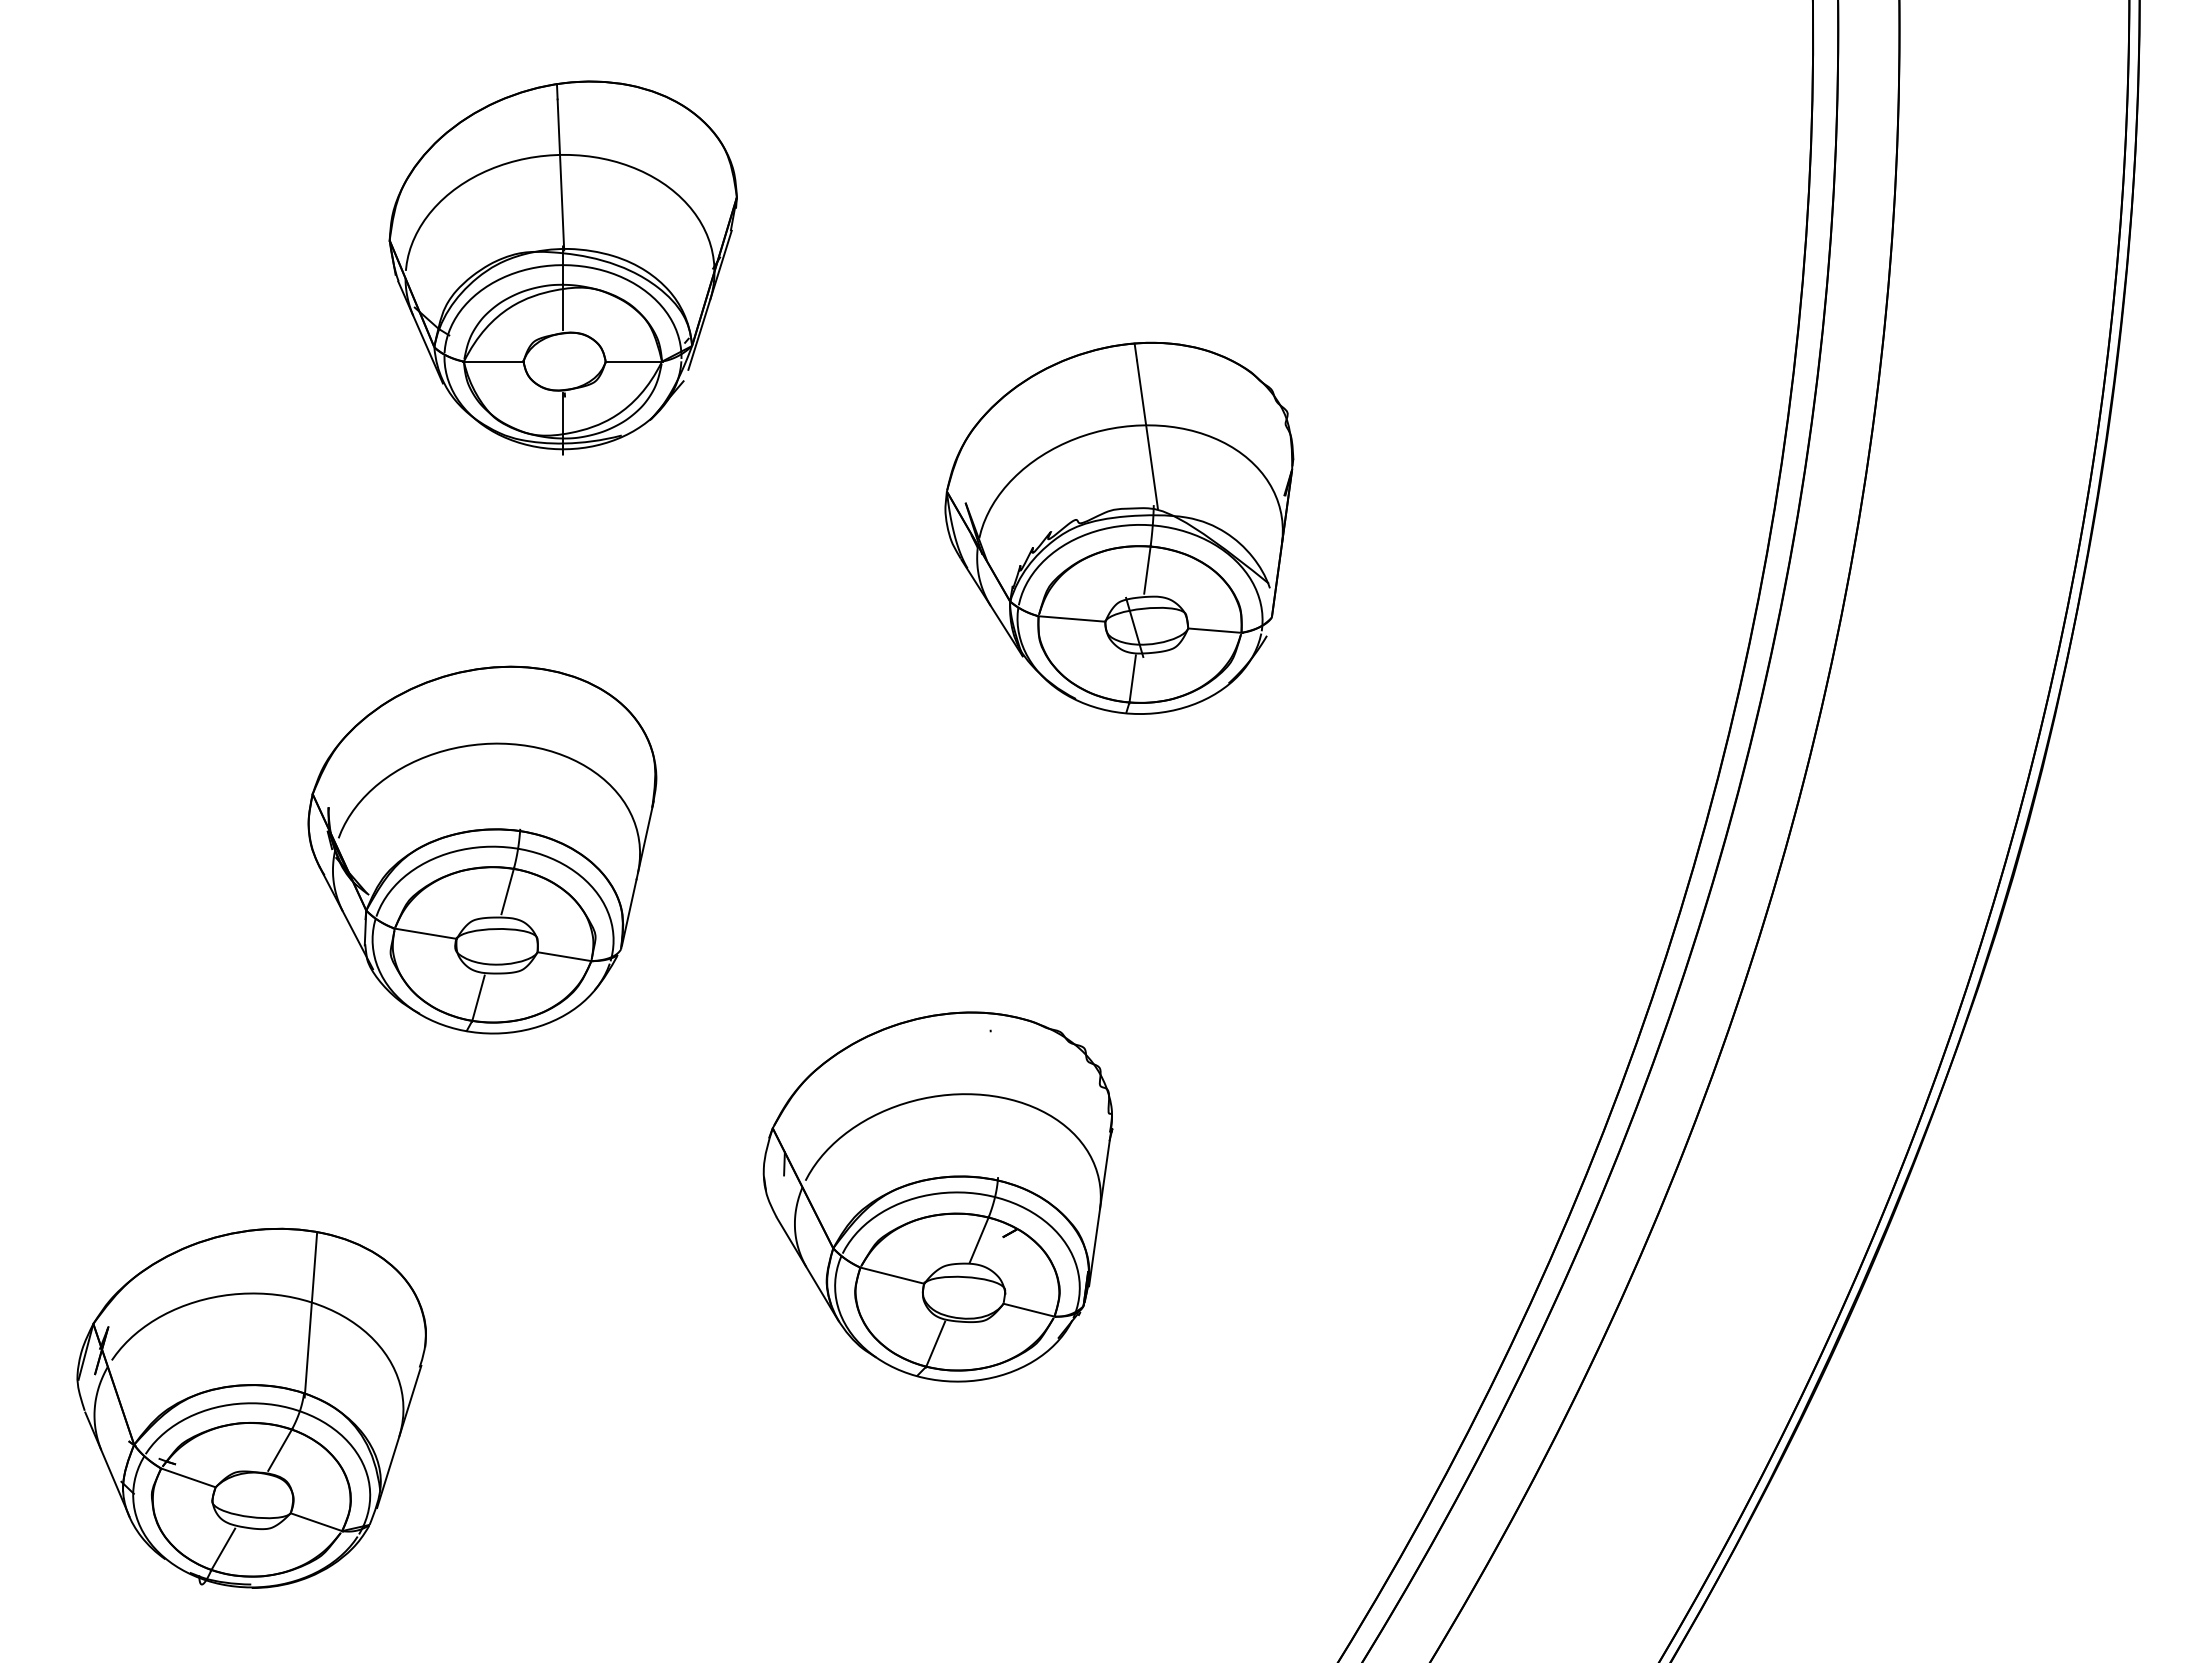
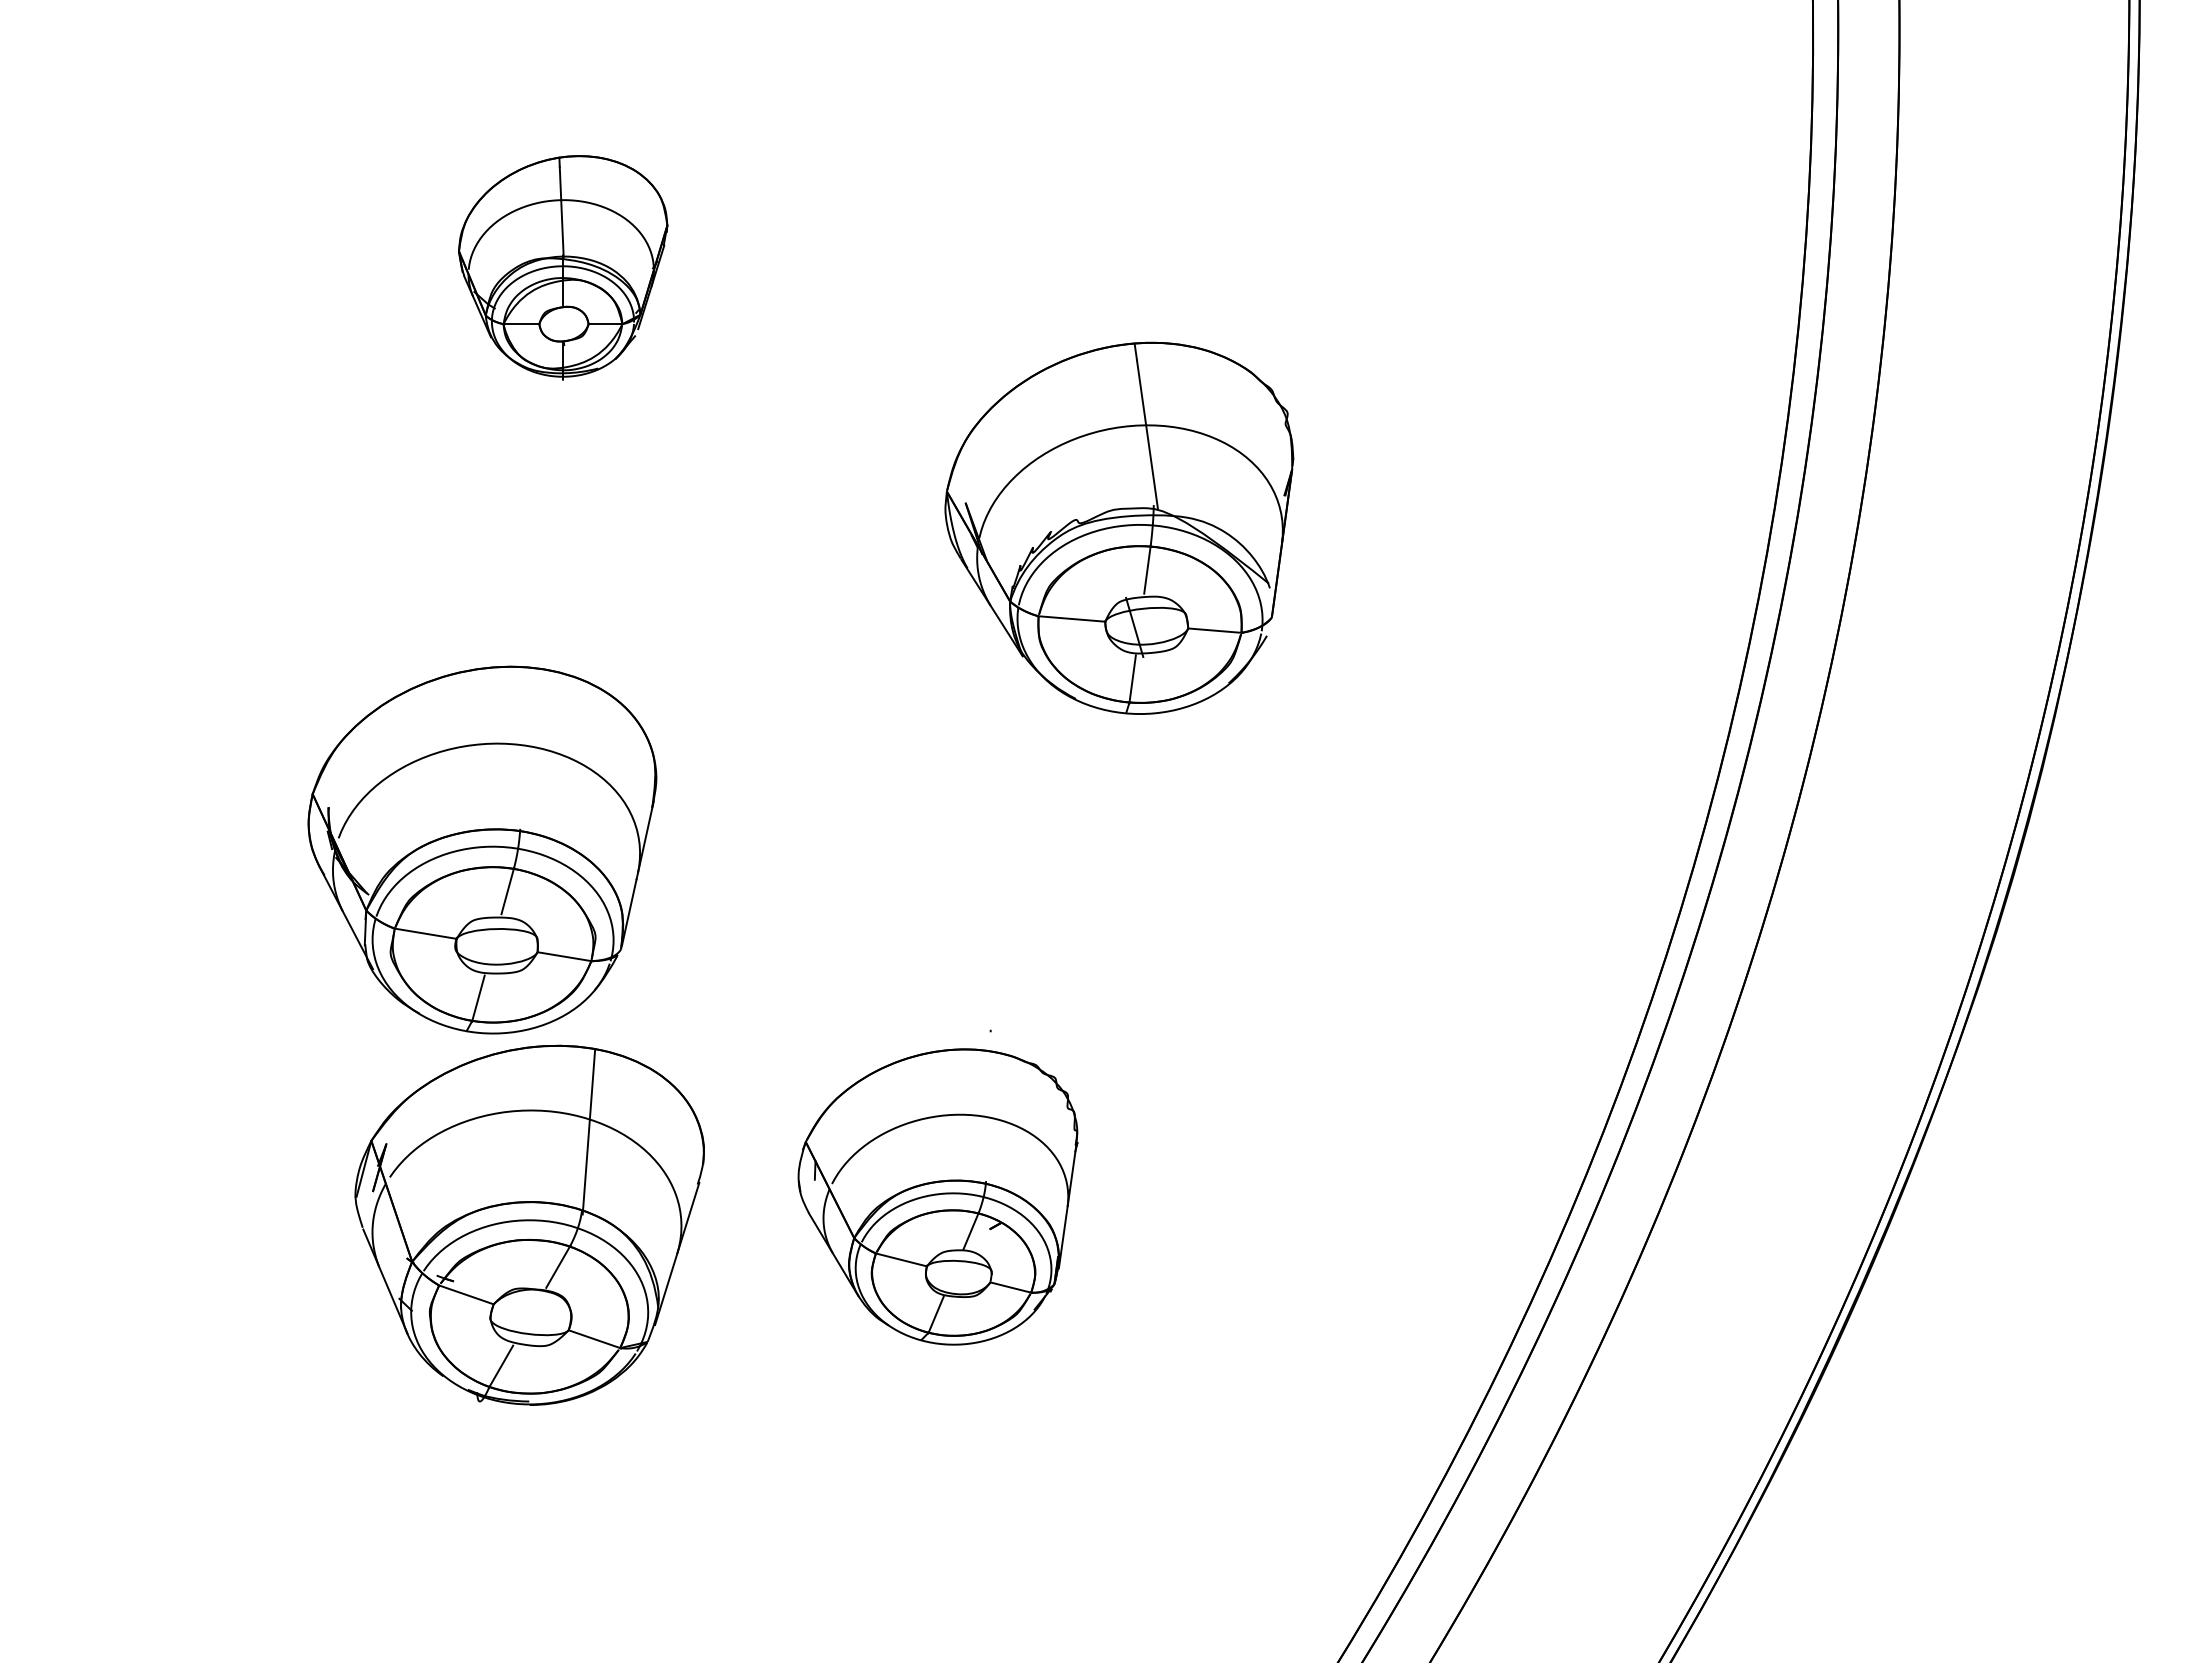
part size: 350x376 px -> 211x226 px (563, 267)
part size: 352x372 px -> 282x298 px (937, 1196)
part position: (251, 1407) -> (529, 1224) (529, 1224)
